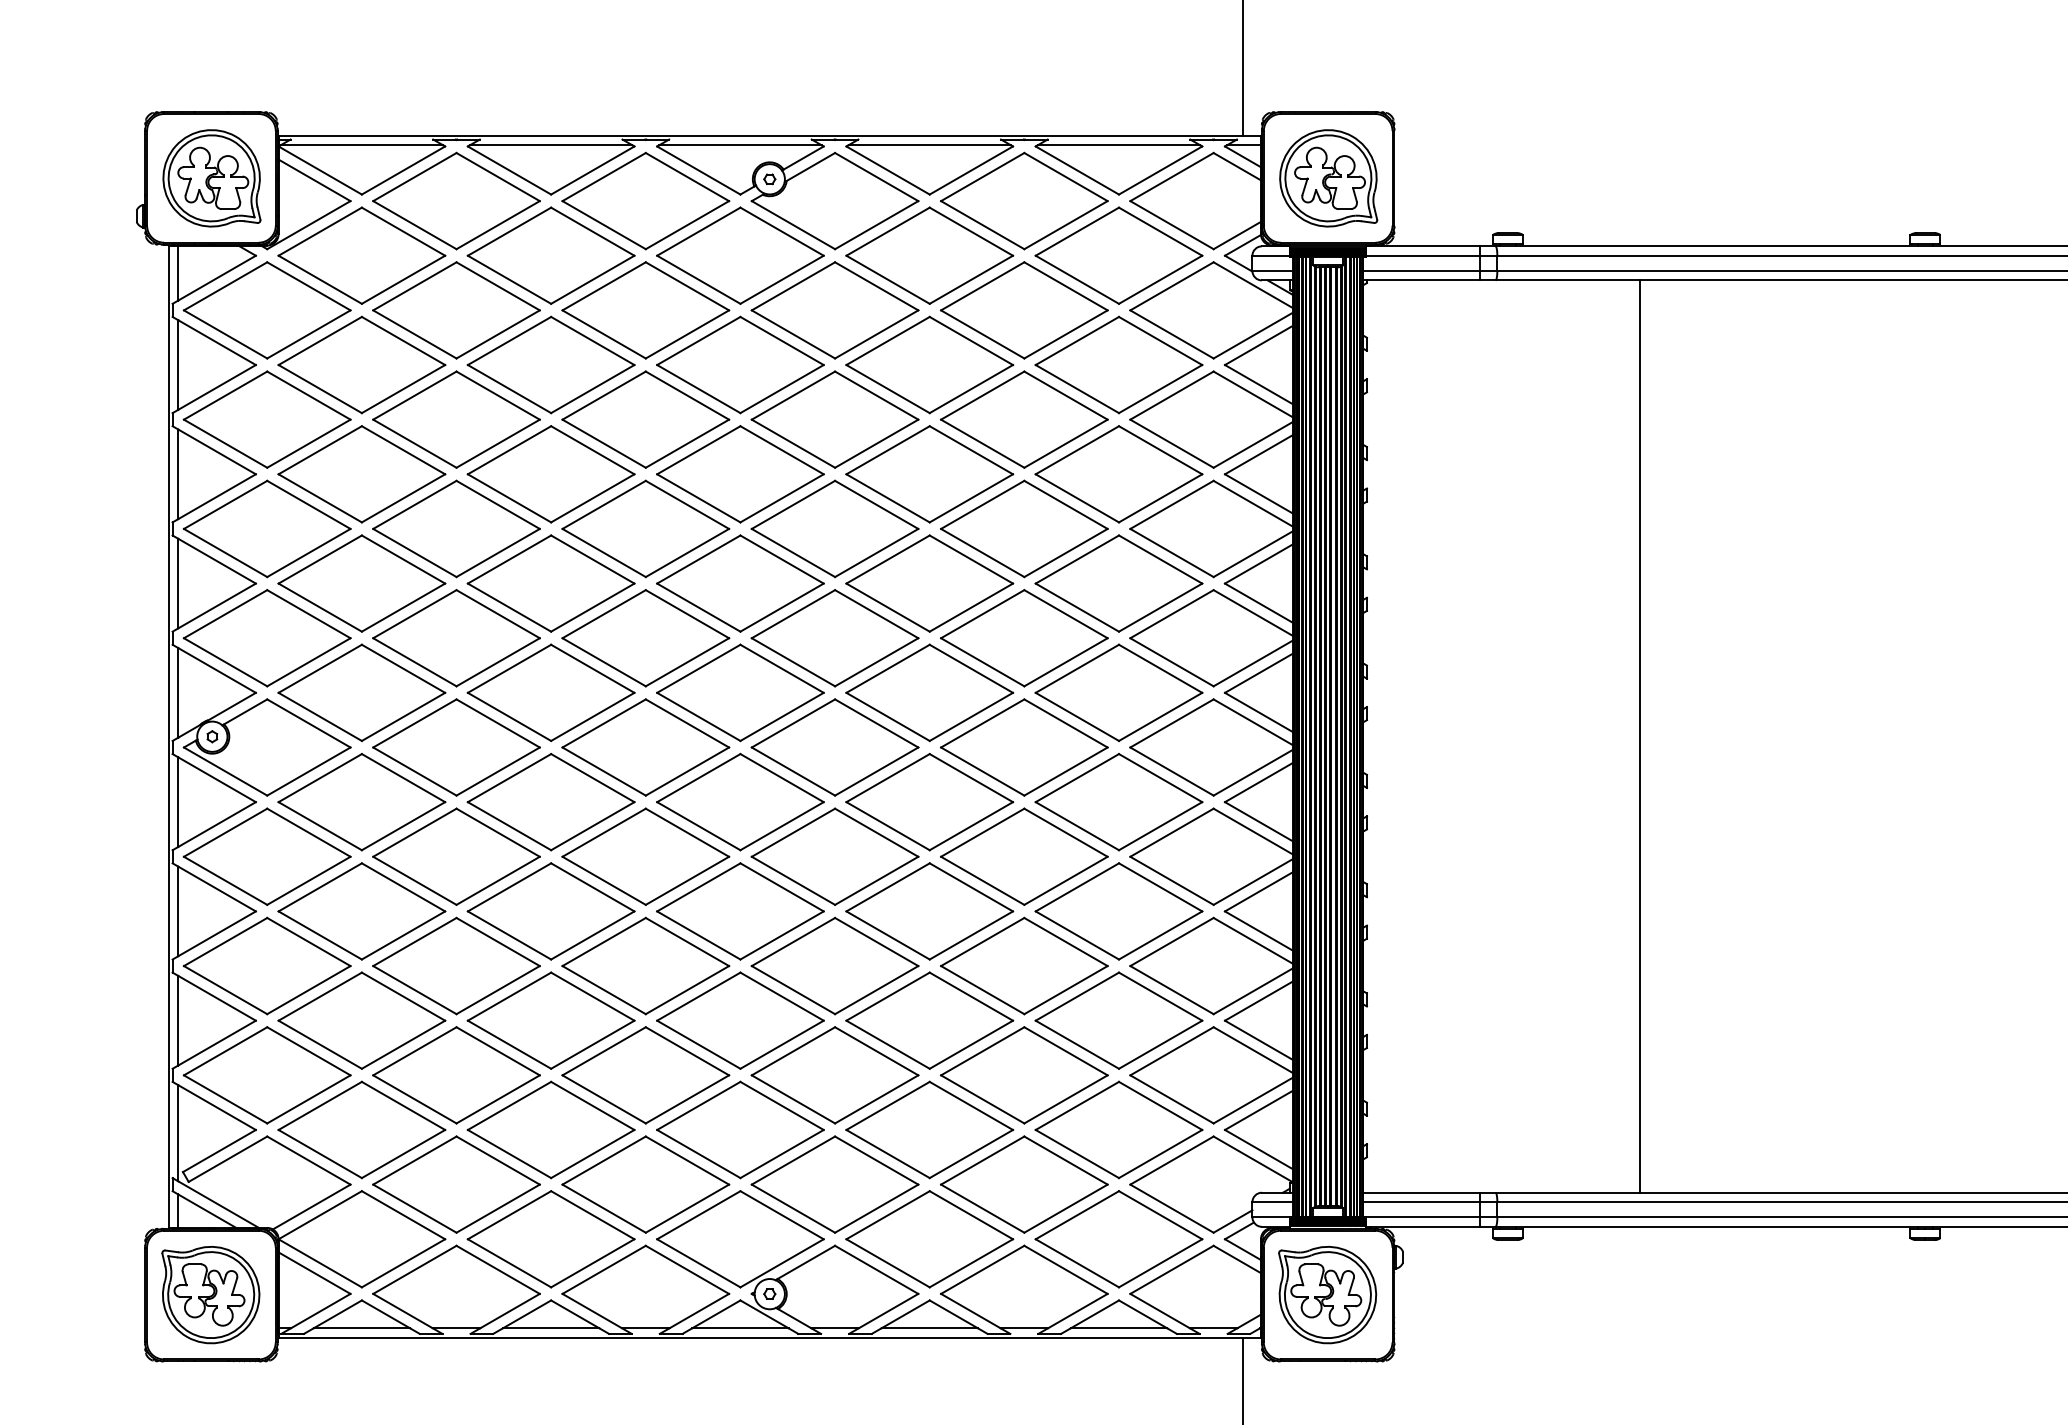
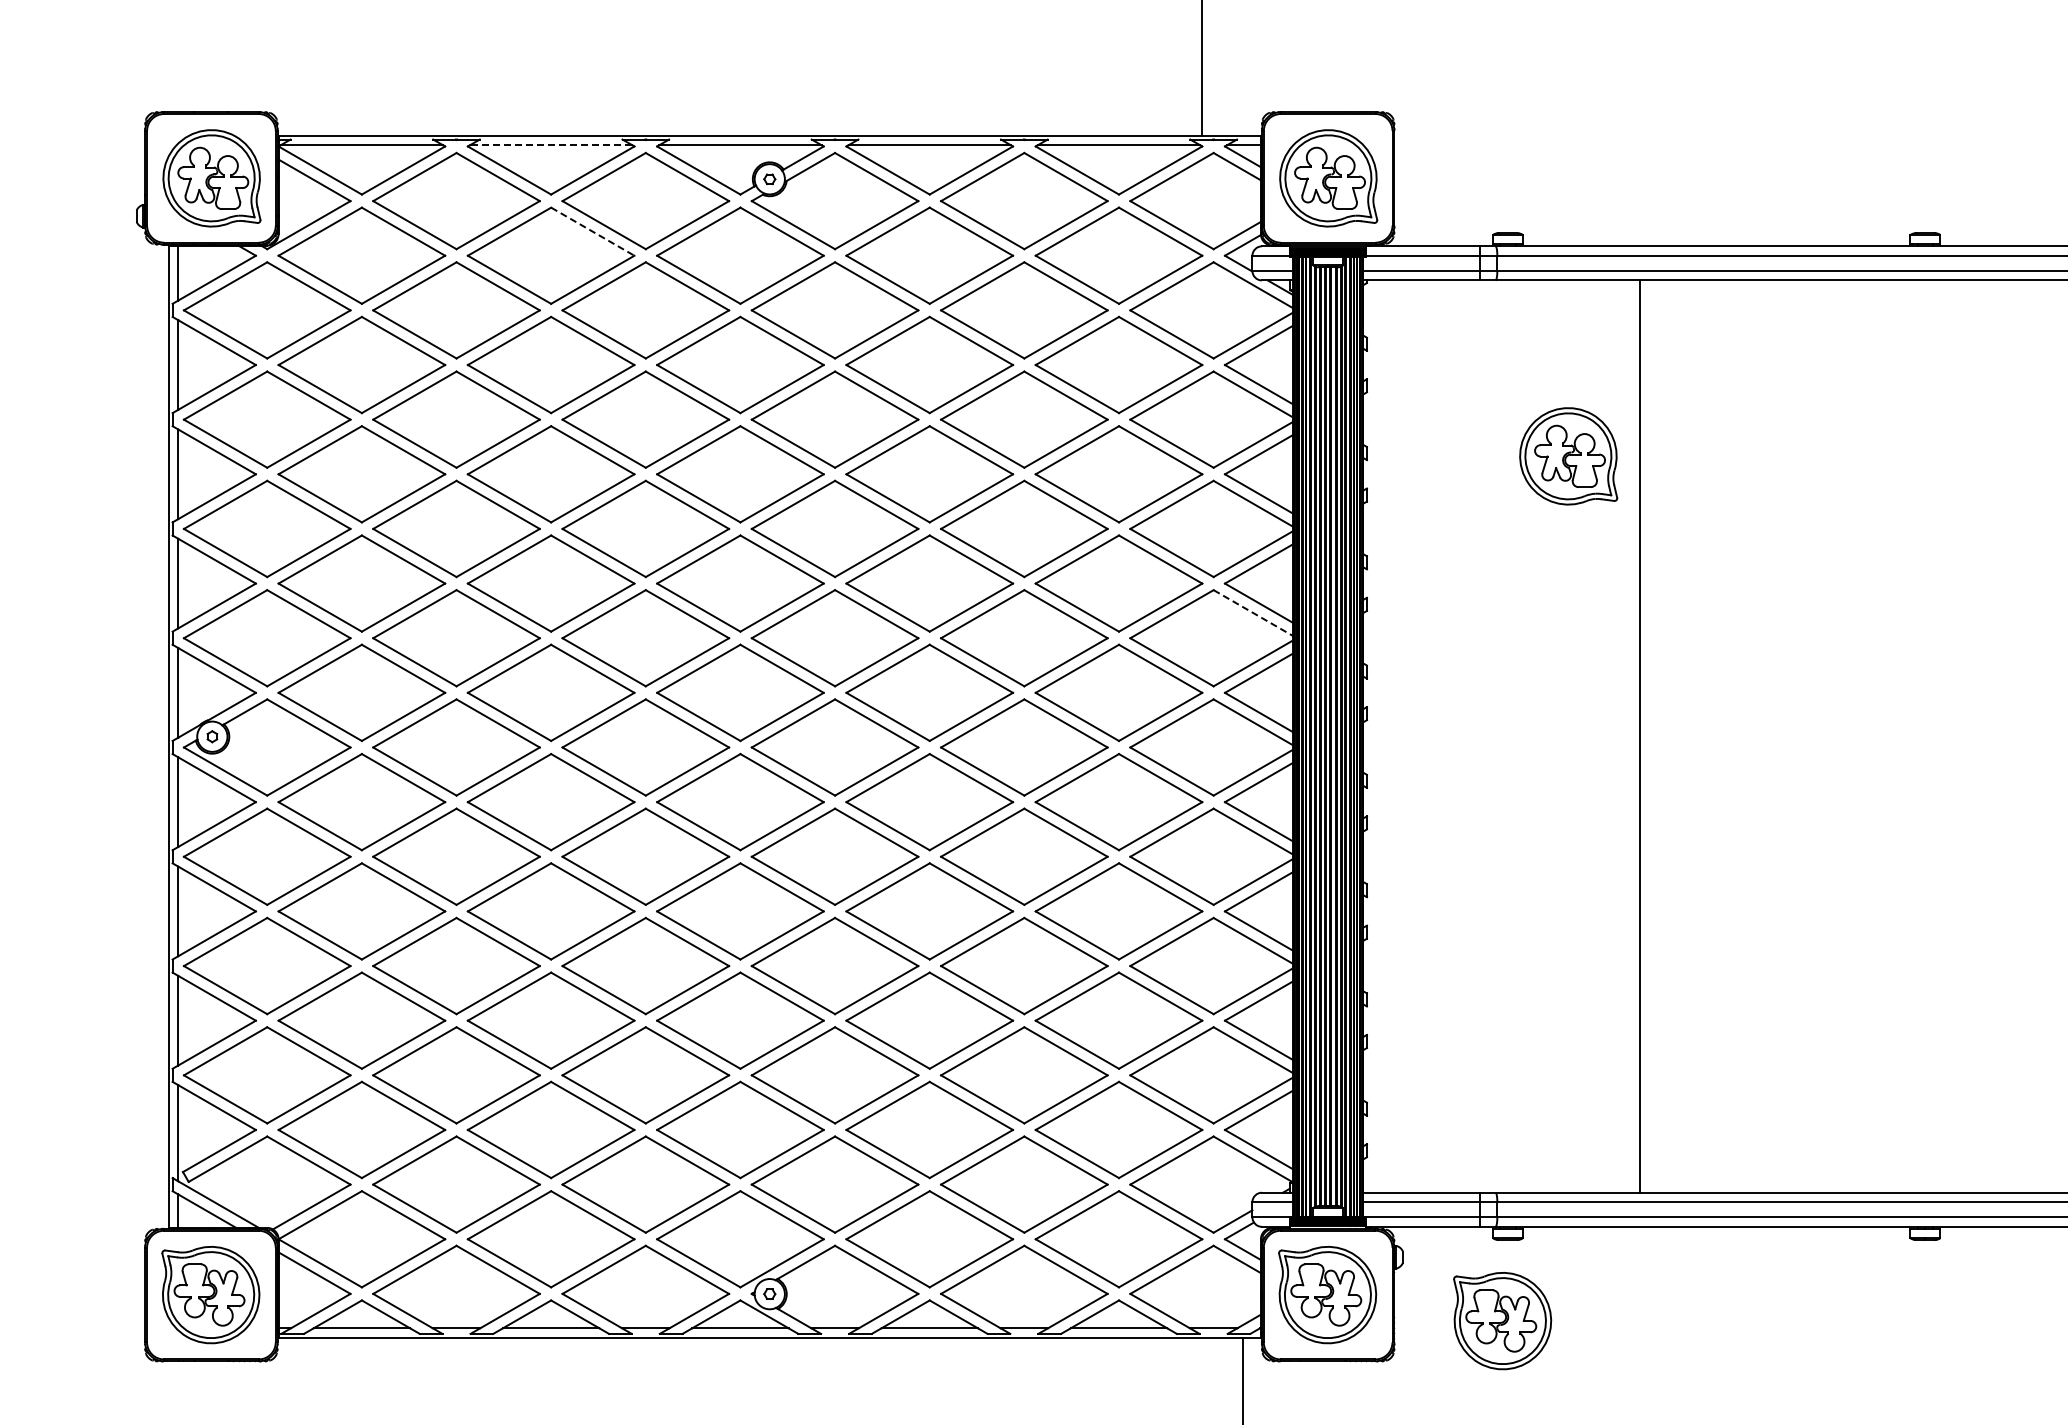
line position: (1242, 68) -> (1201, 68) (1201, 68)
line: solid -> dashed (550, 145)
line: solid -> dashed (593, 231)
part: none -> present (1568, 456)
line: solid -> dashed (1253, 613)
part: none -> present (1502, 1321)
